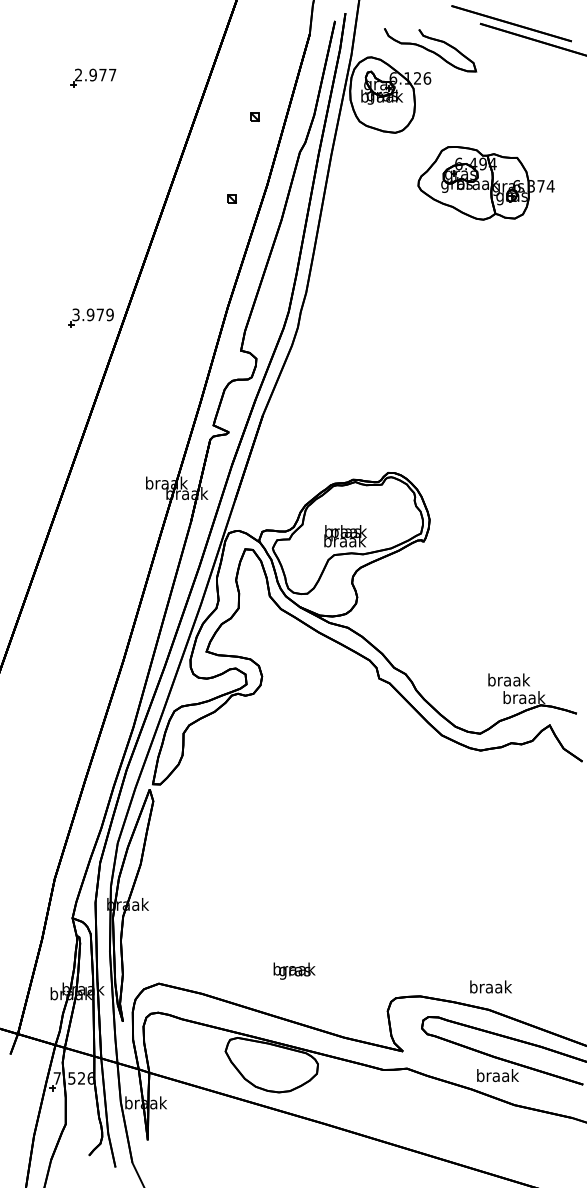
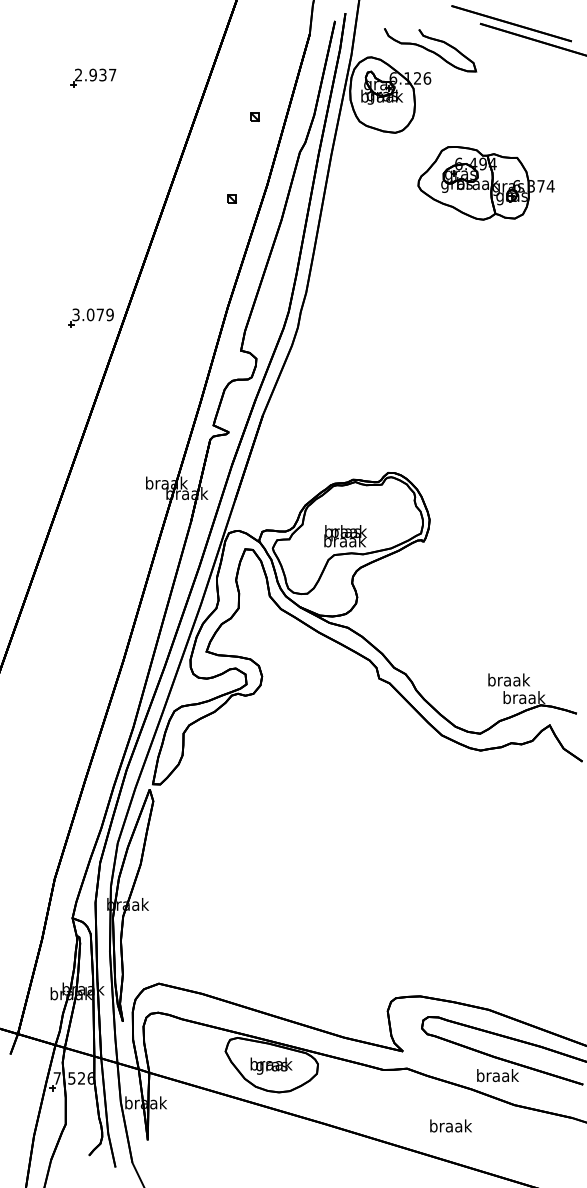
text: 2.977 -> 2.937 (102, 74)
text: 3.979 -> 3.079 (90, 314)
text position: (294, 970) -> (271, 1065) (271, 1065)
text position: (490, 986) -> (450, 1125) (450, 1125)
